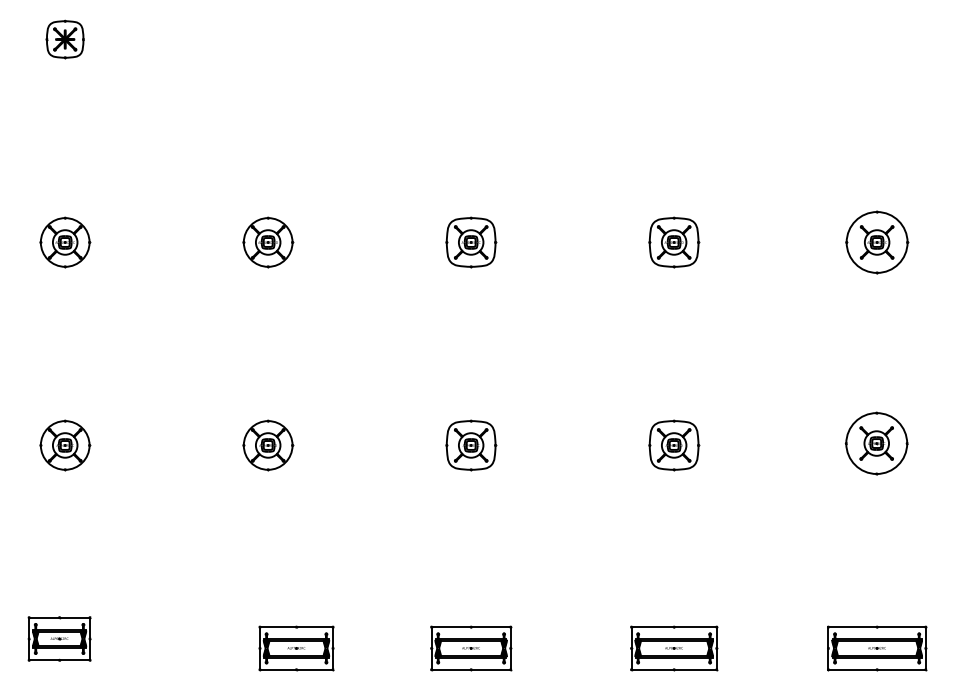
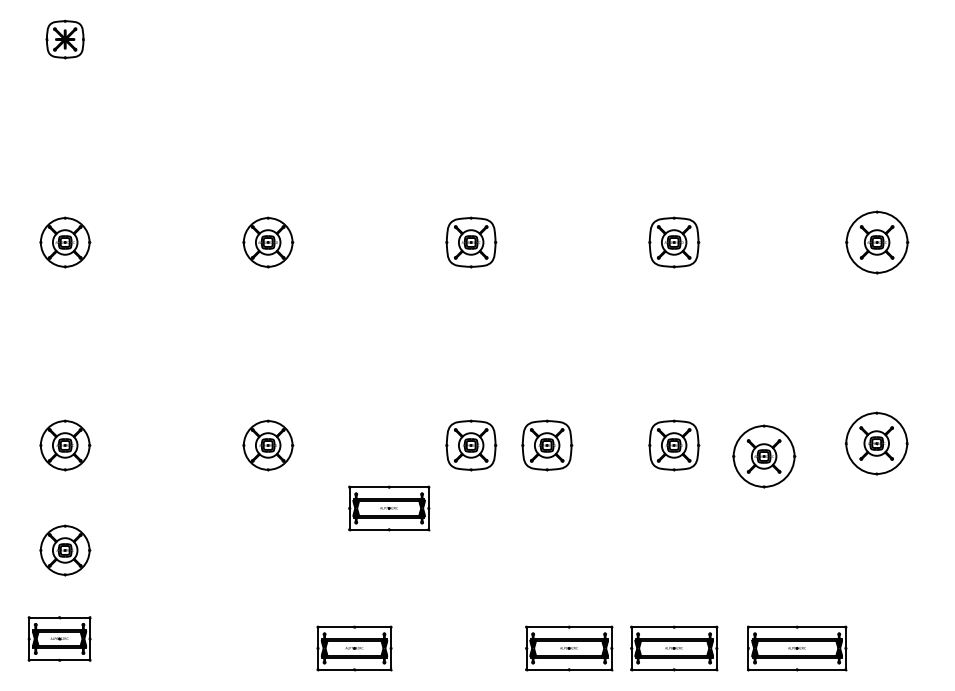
part: none -> present (547, 445)
part: none -> present (764, 456)
part: none -> present (65, 550)
part position: (296, 648) -> (354, 648) (354, 648)
part position: (471, 648) -> (389, 508) (389, 508)
part: none -> present (569, 648)
part position: (877, 648) -> (797, 648) (797, 648)
